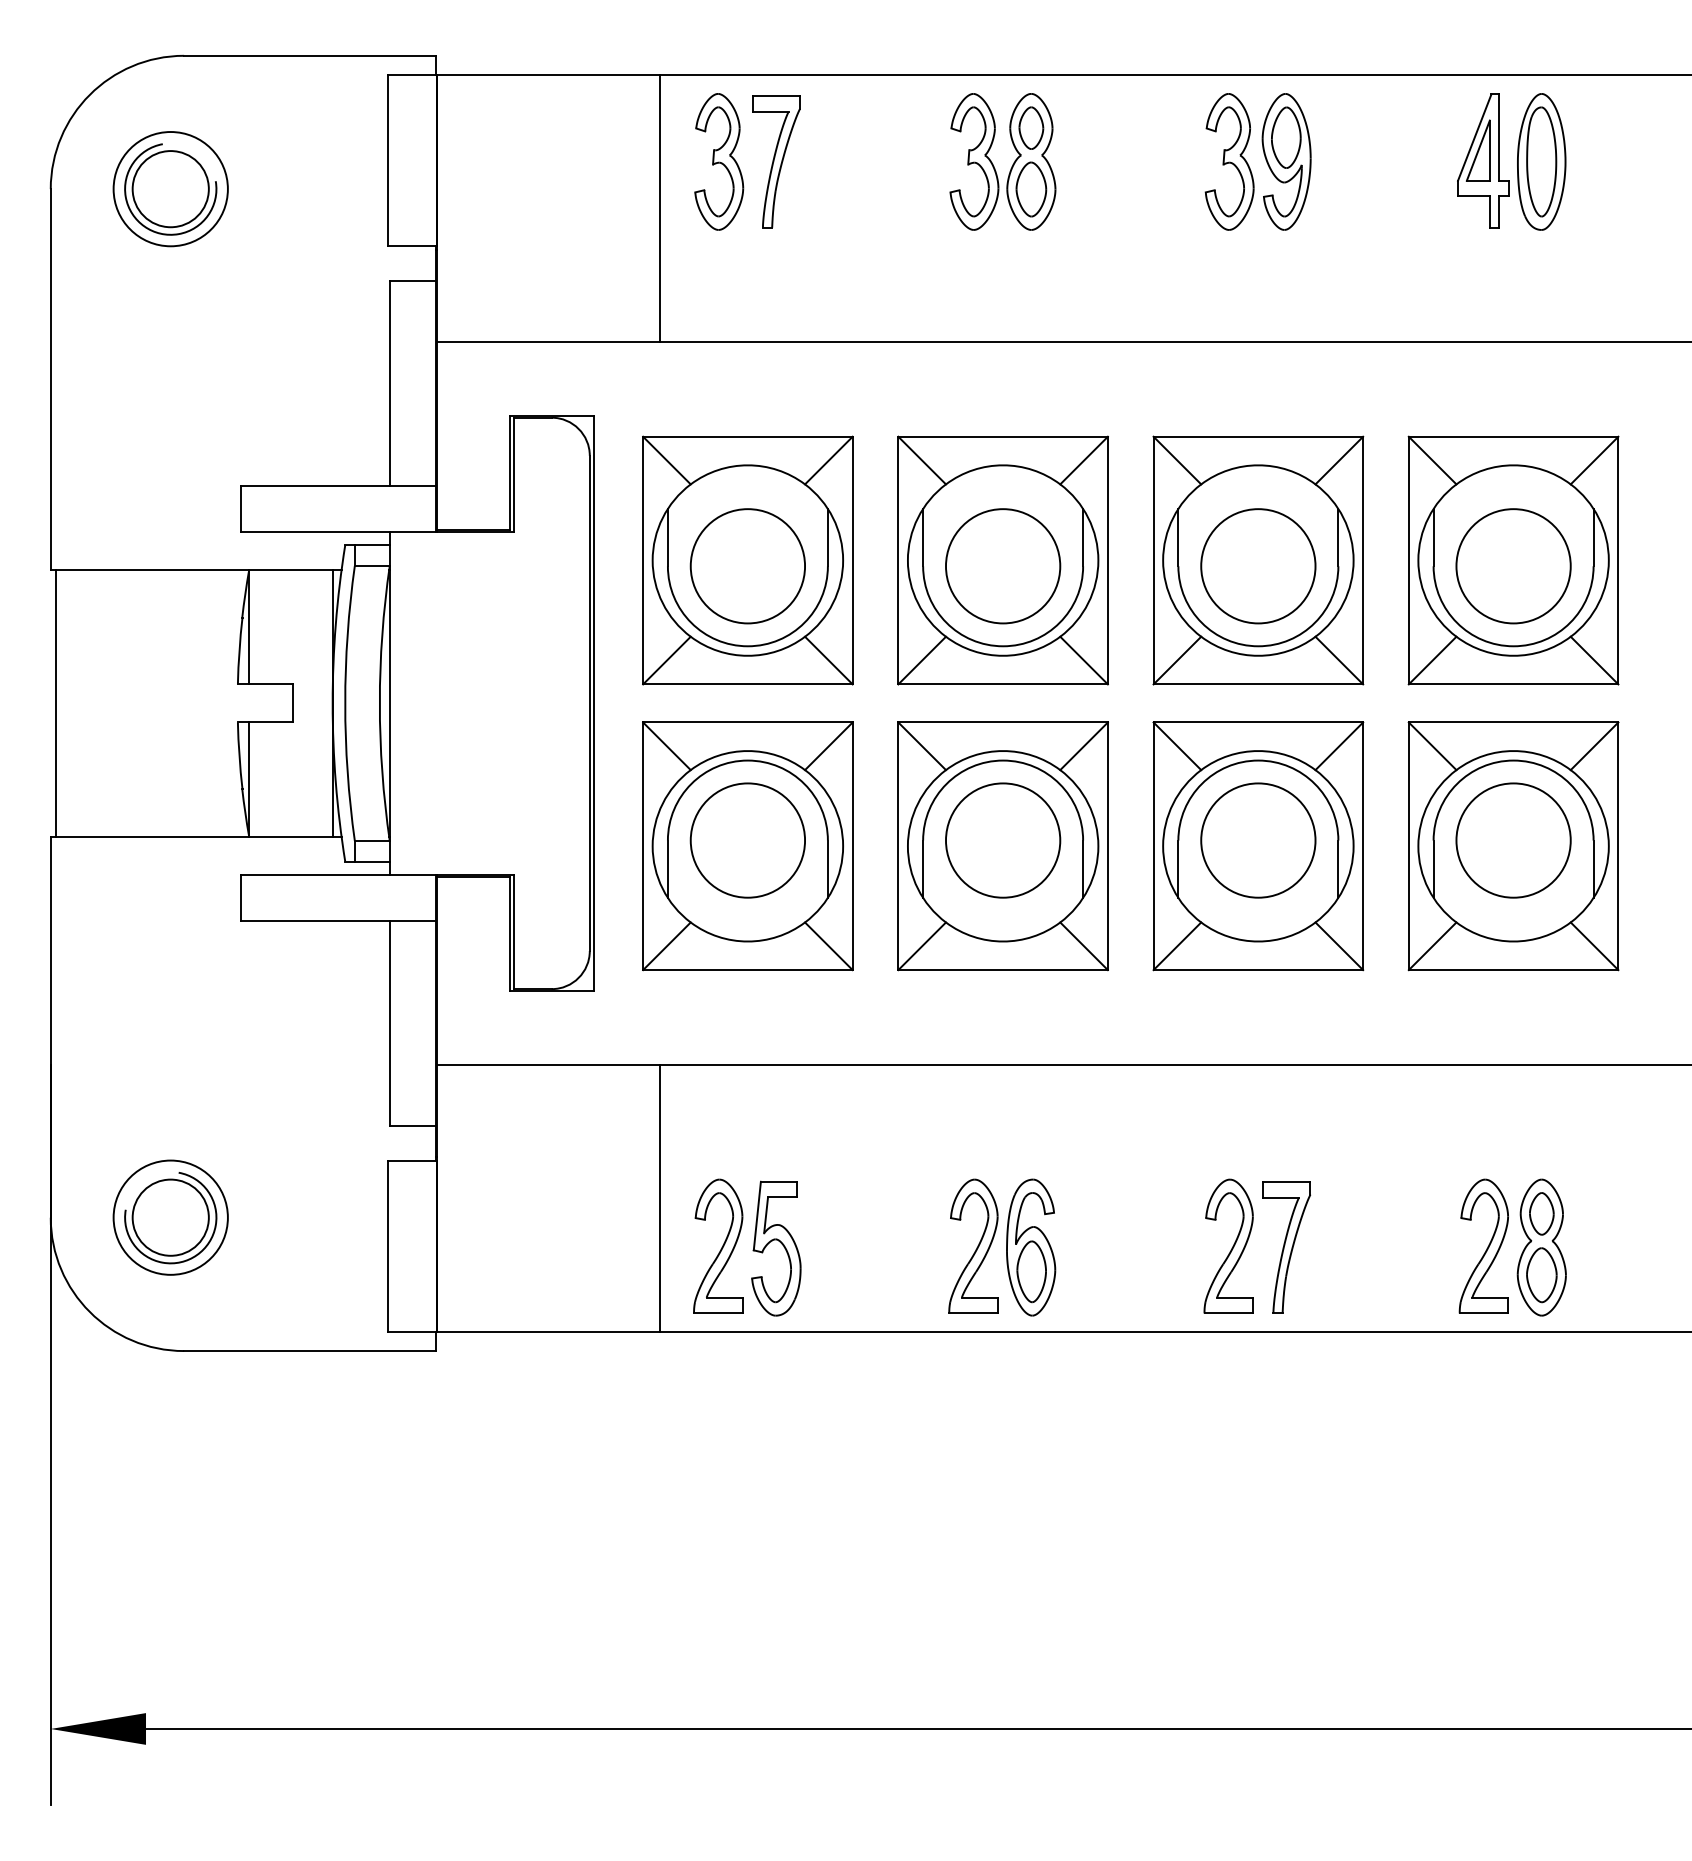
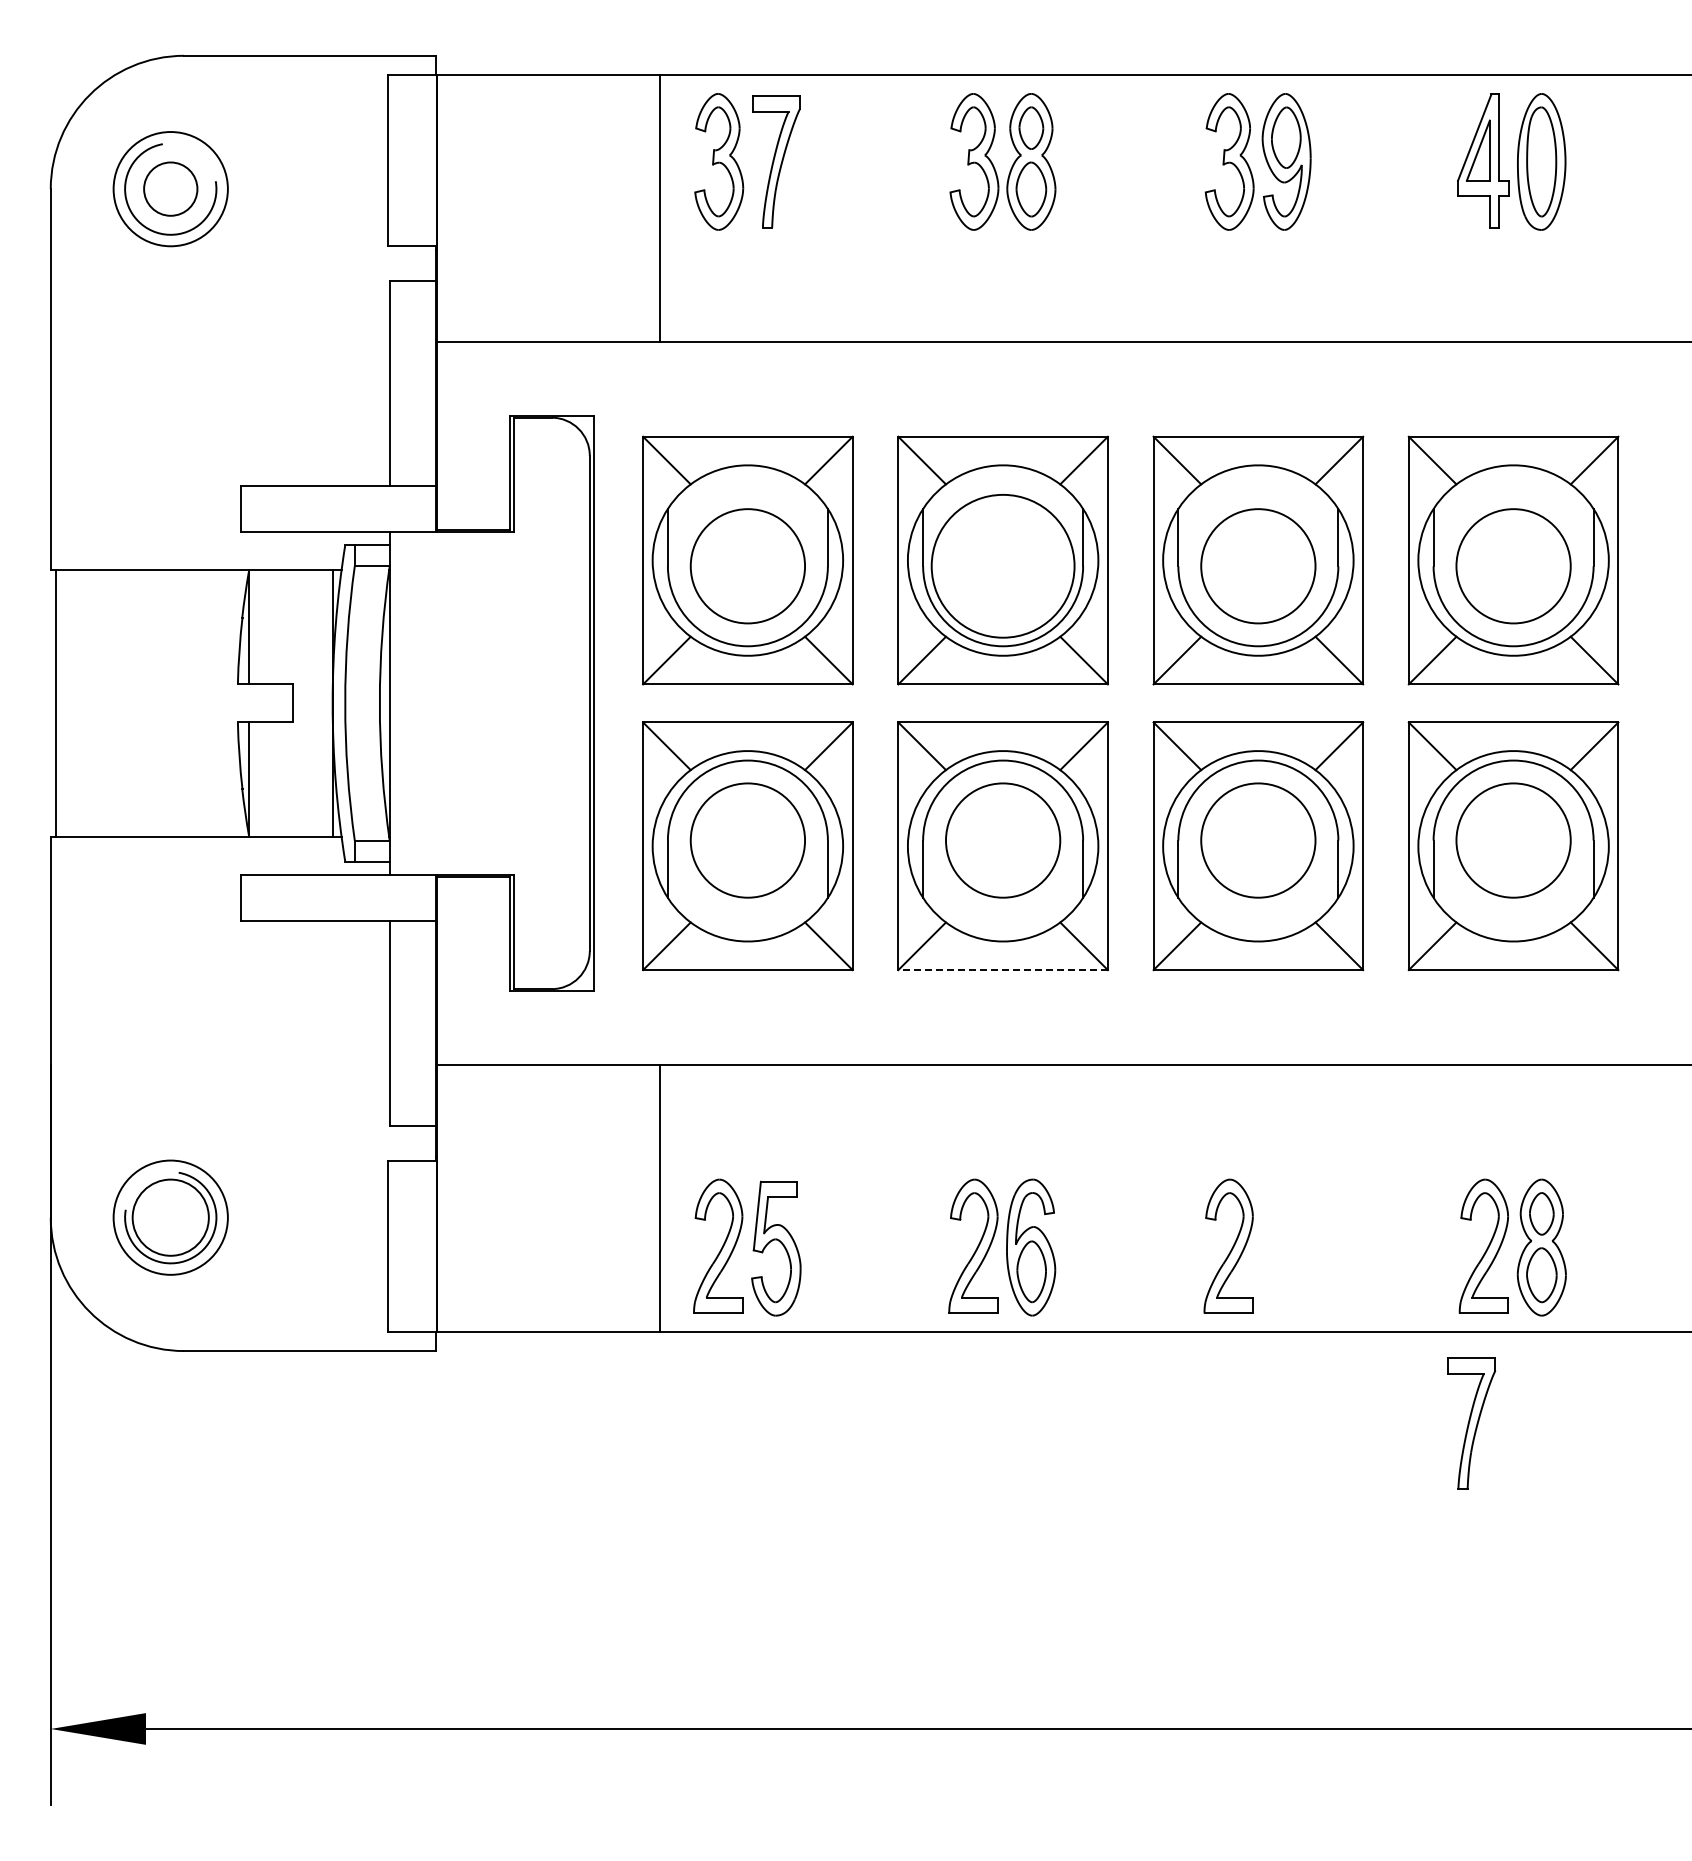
circle diameter: 76 px -> 53 px (170, 188)
circle diameter: 114 px -> 143 px (1002, 565)
line: solid -> dashed (1003, 970)
part position: (1286, 1247) -> (1471, 1423) (1471, 1423)
